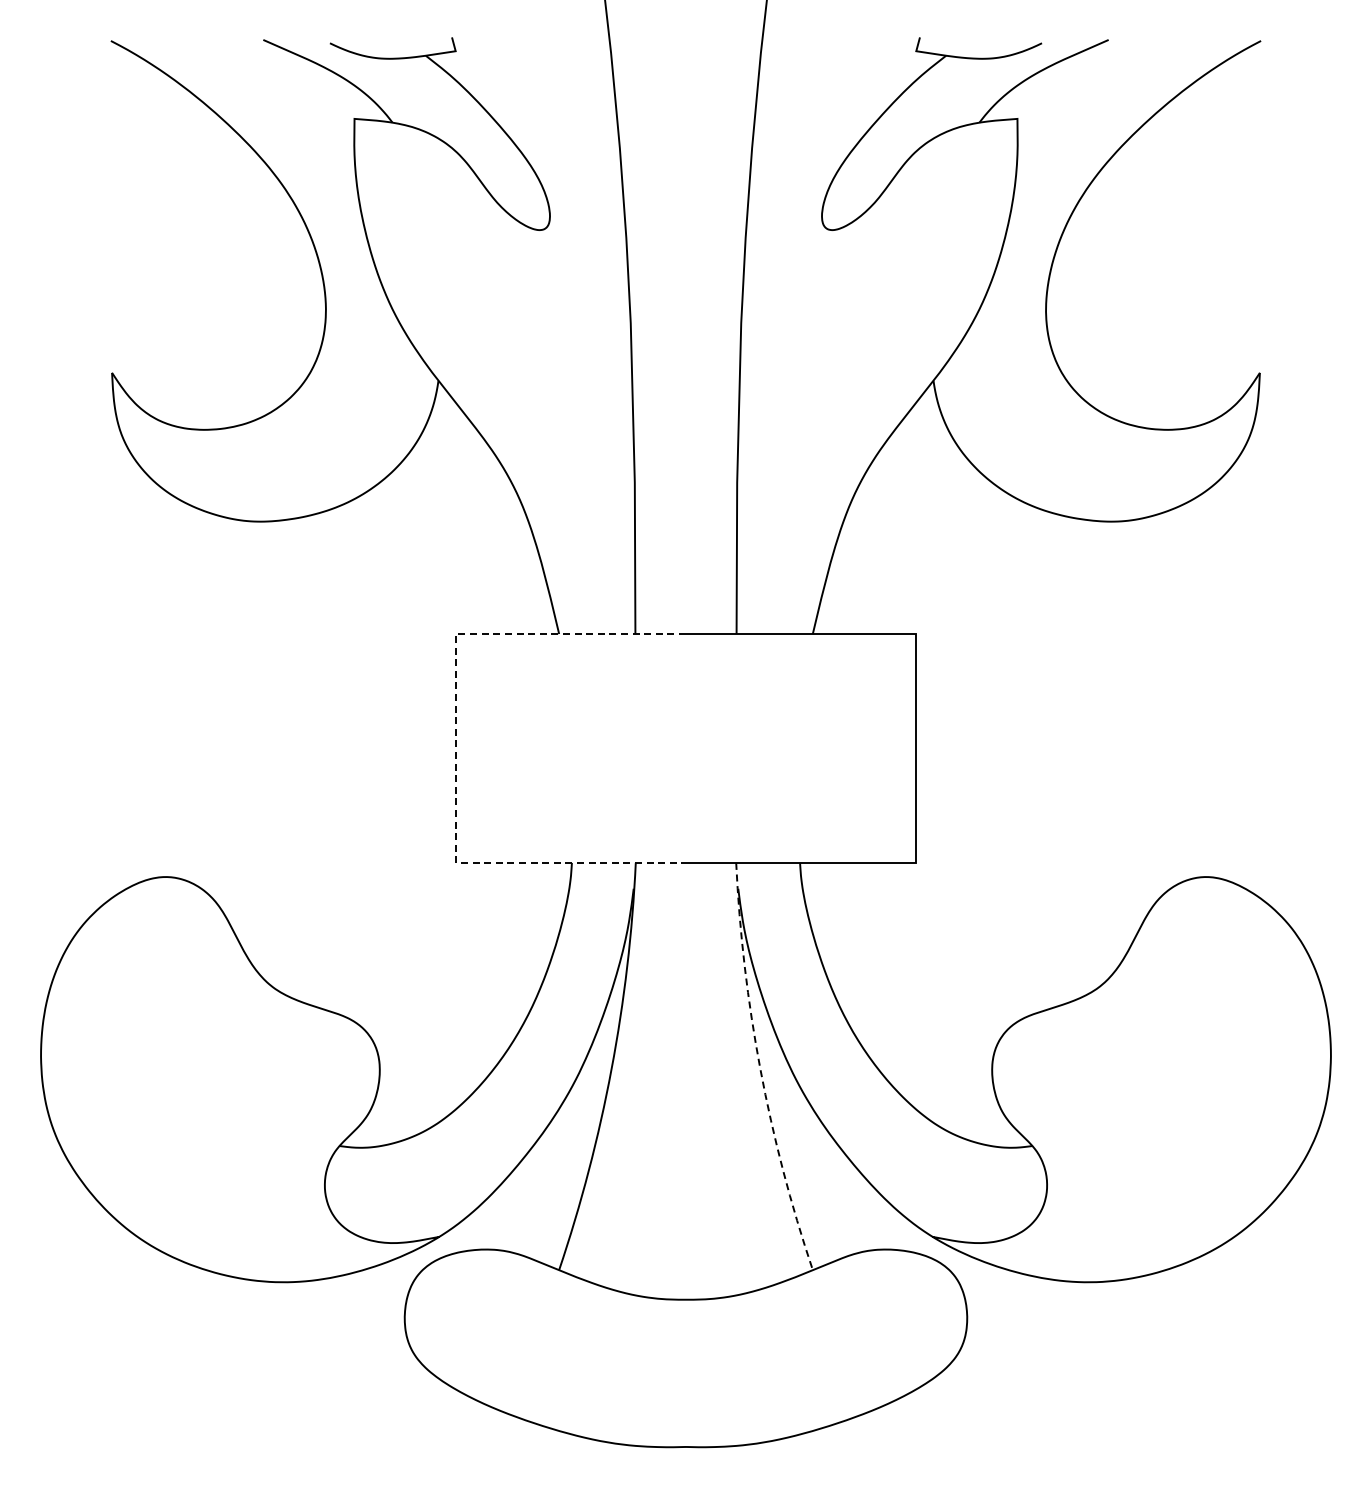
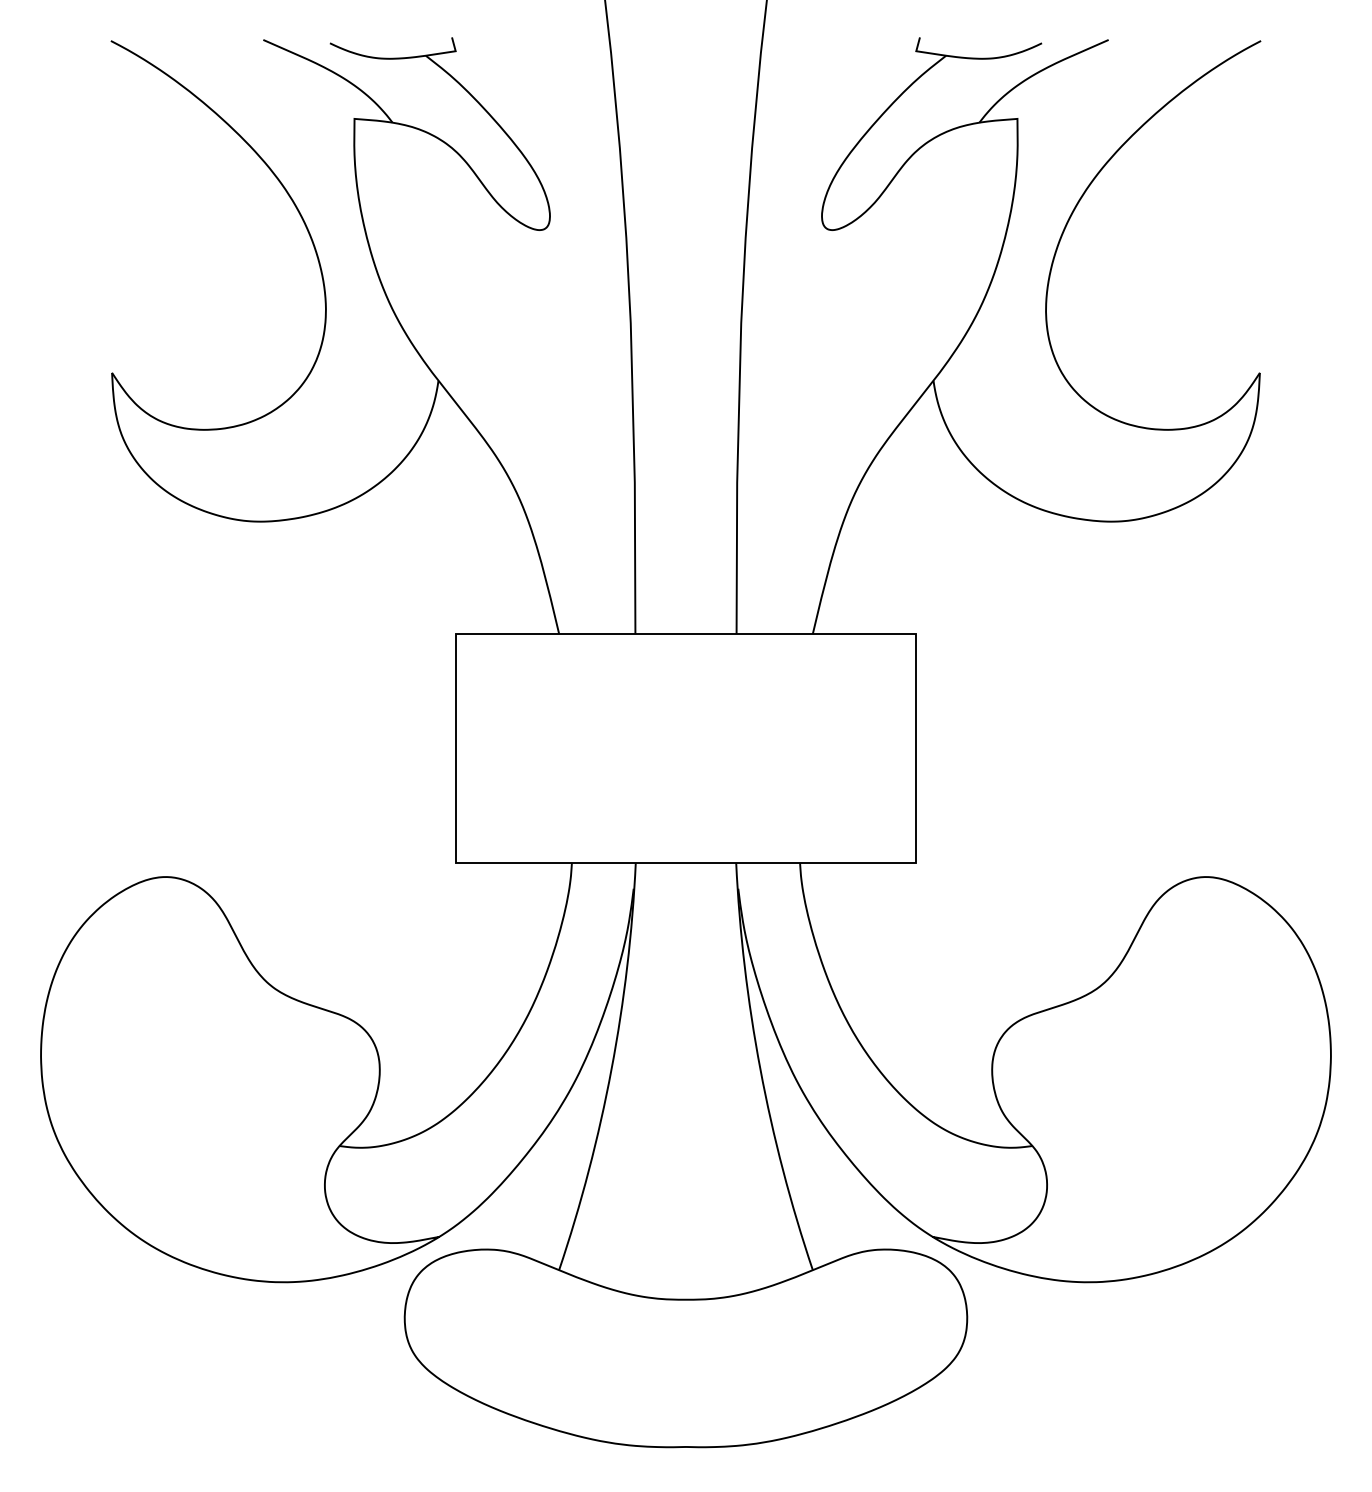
line: dashed -> solid (455, 748)
arc: dashed -> solid (760, 1069)
